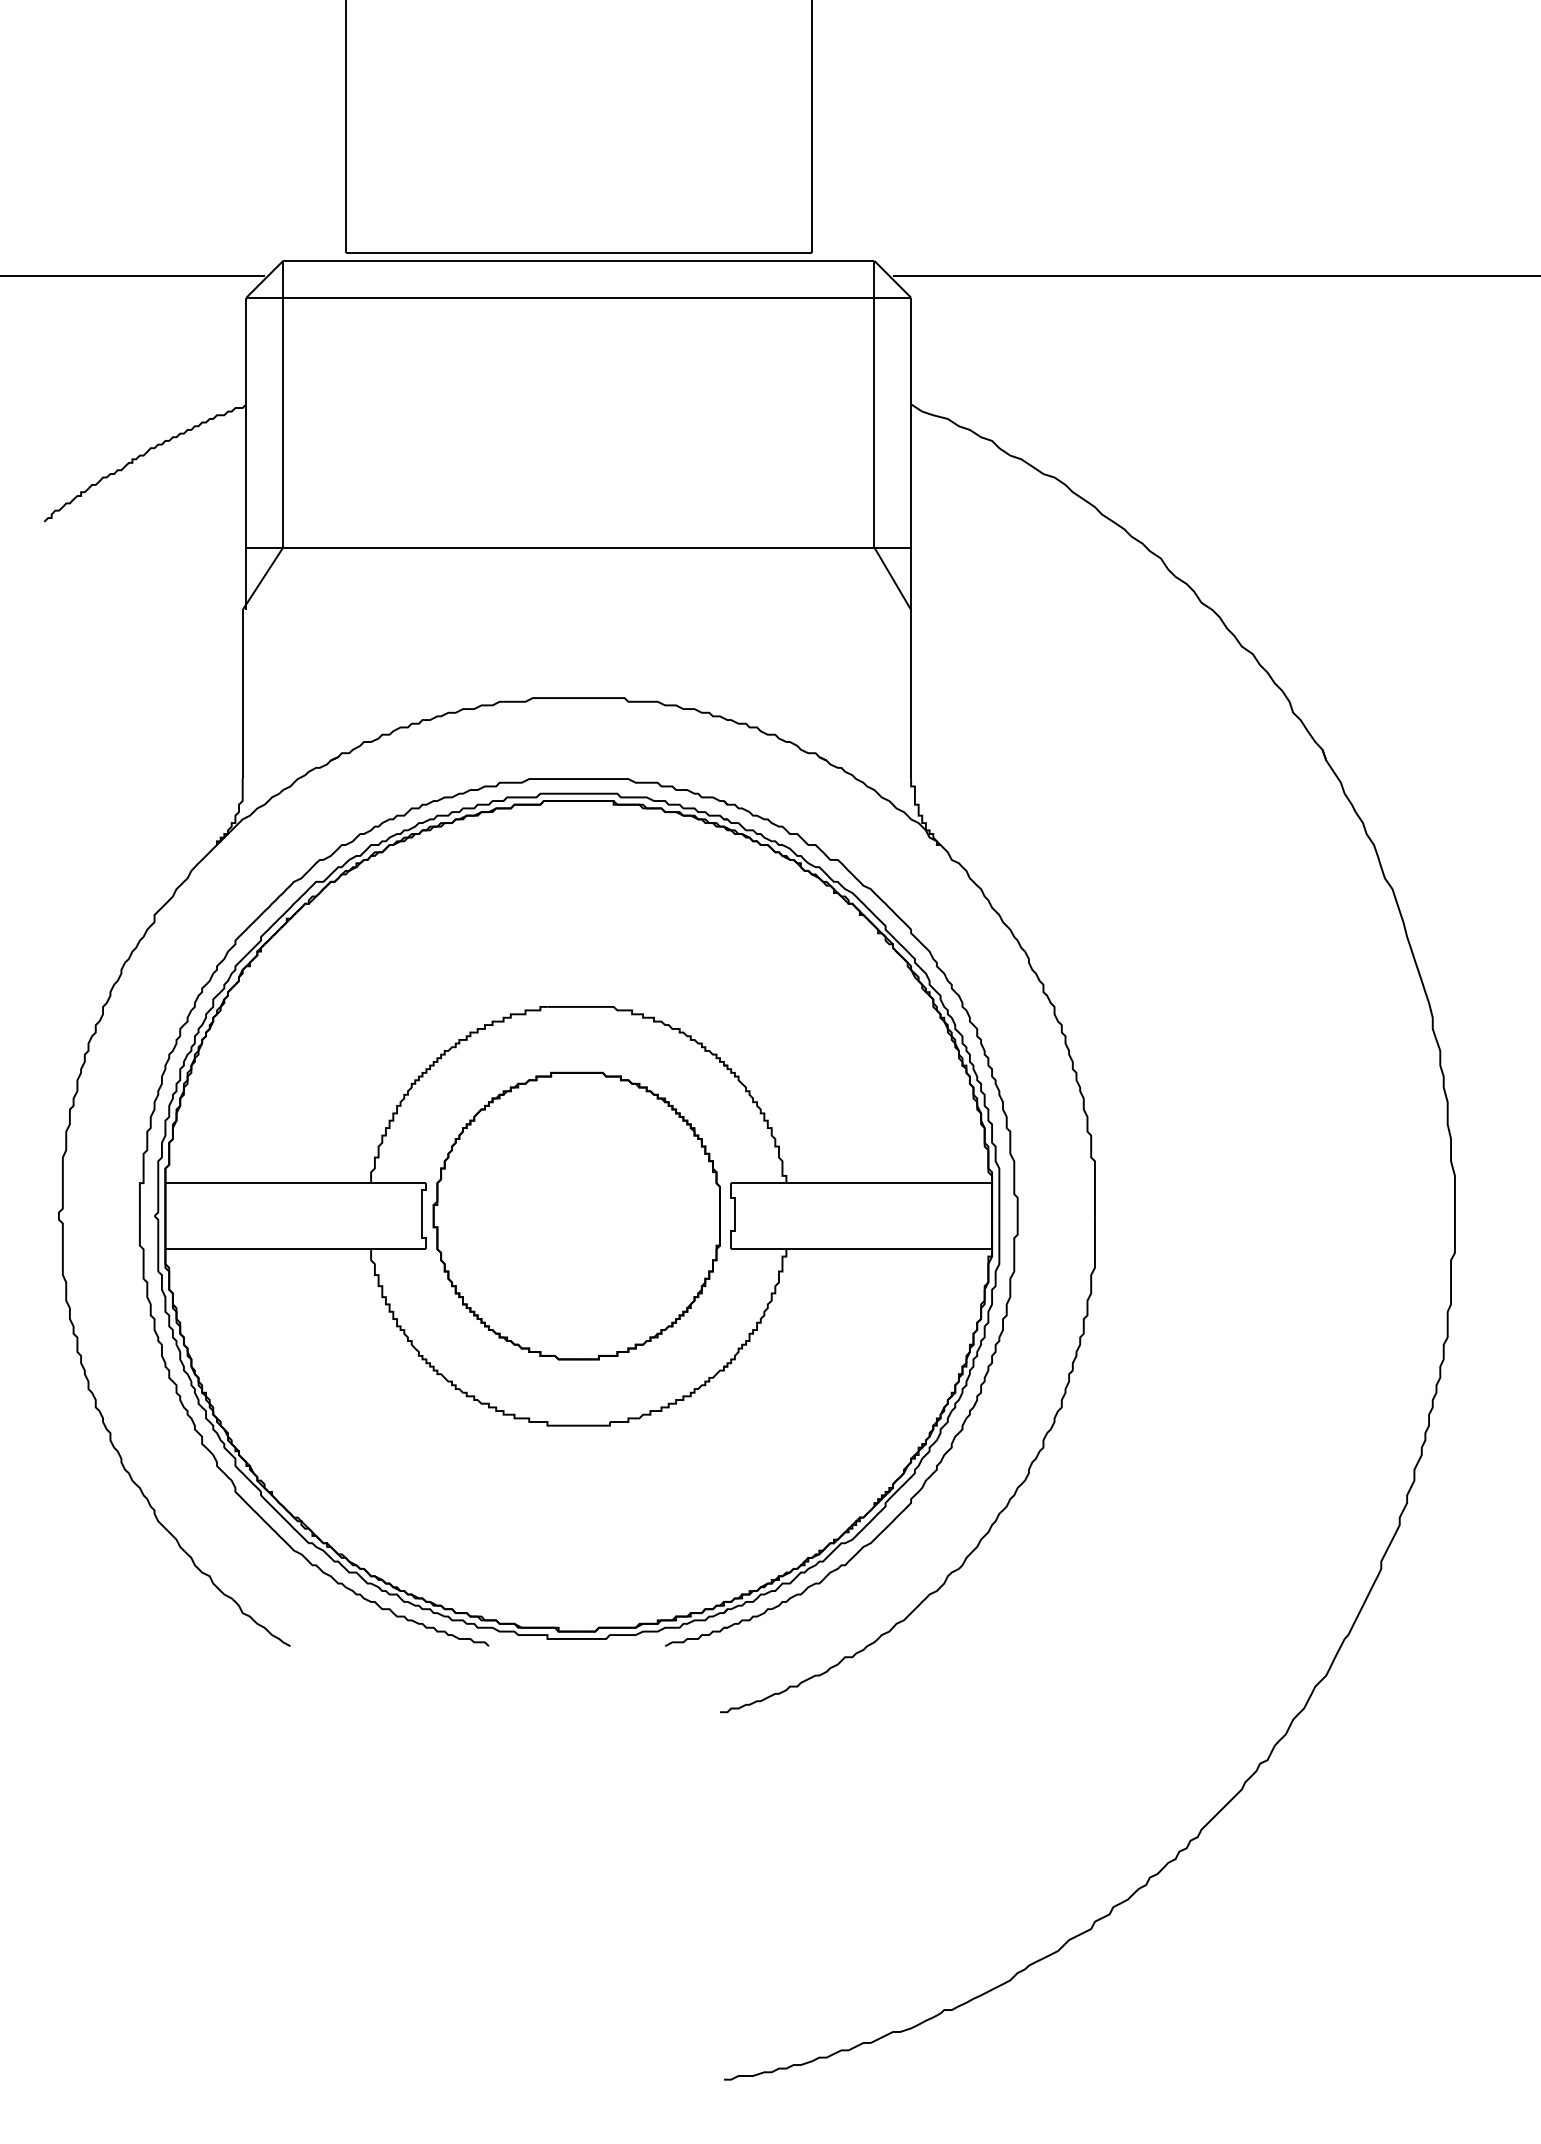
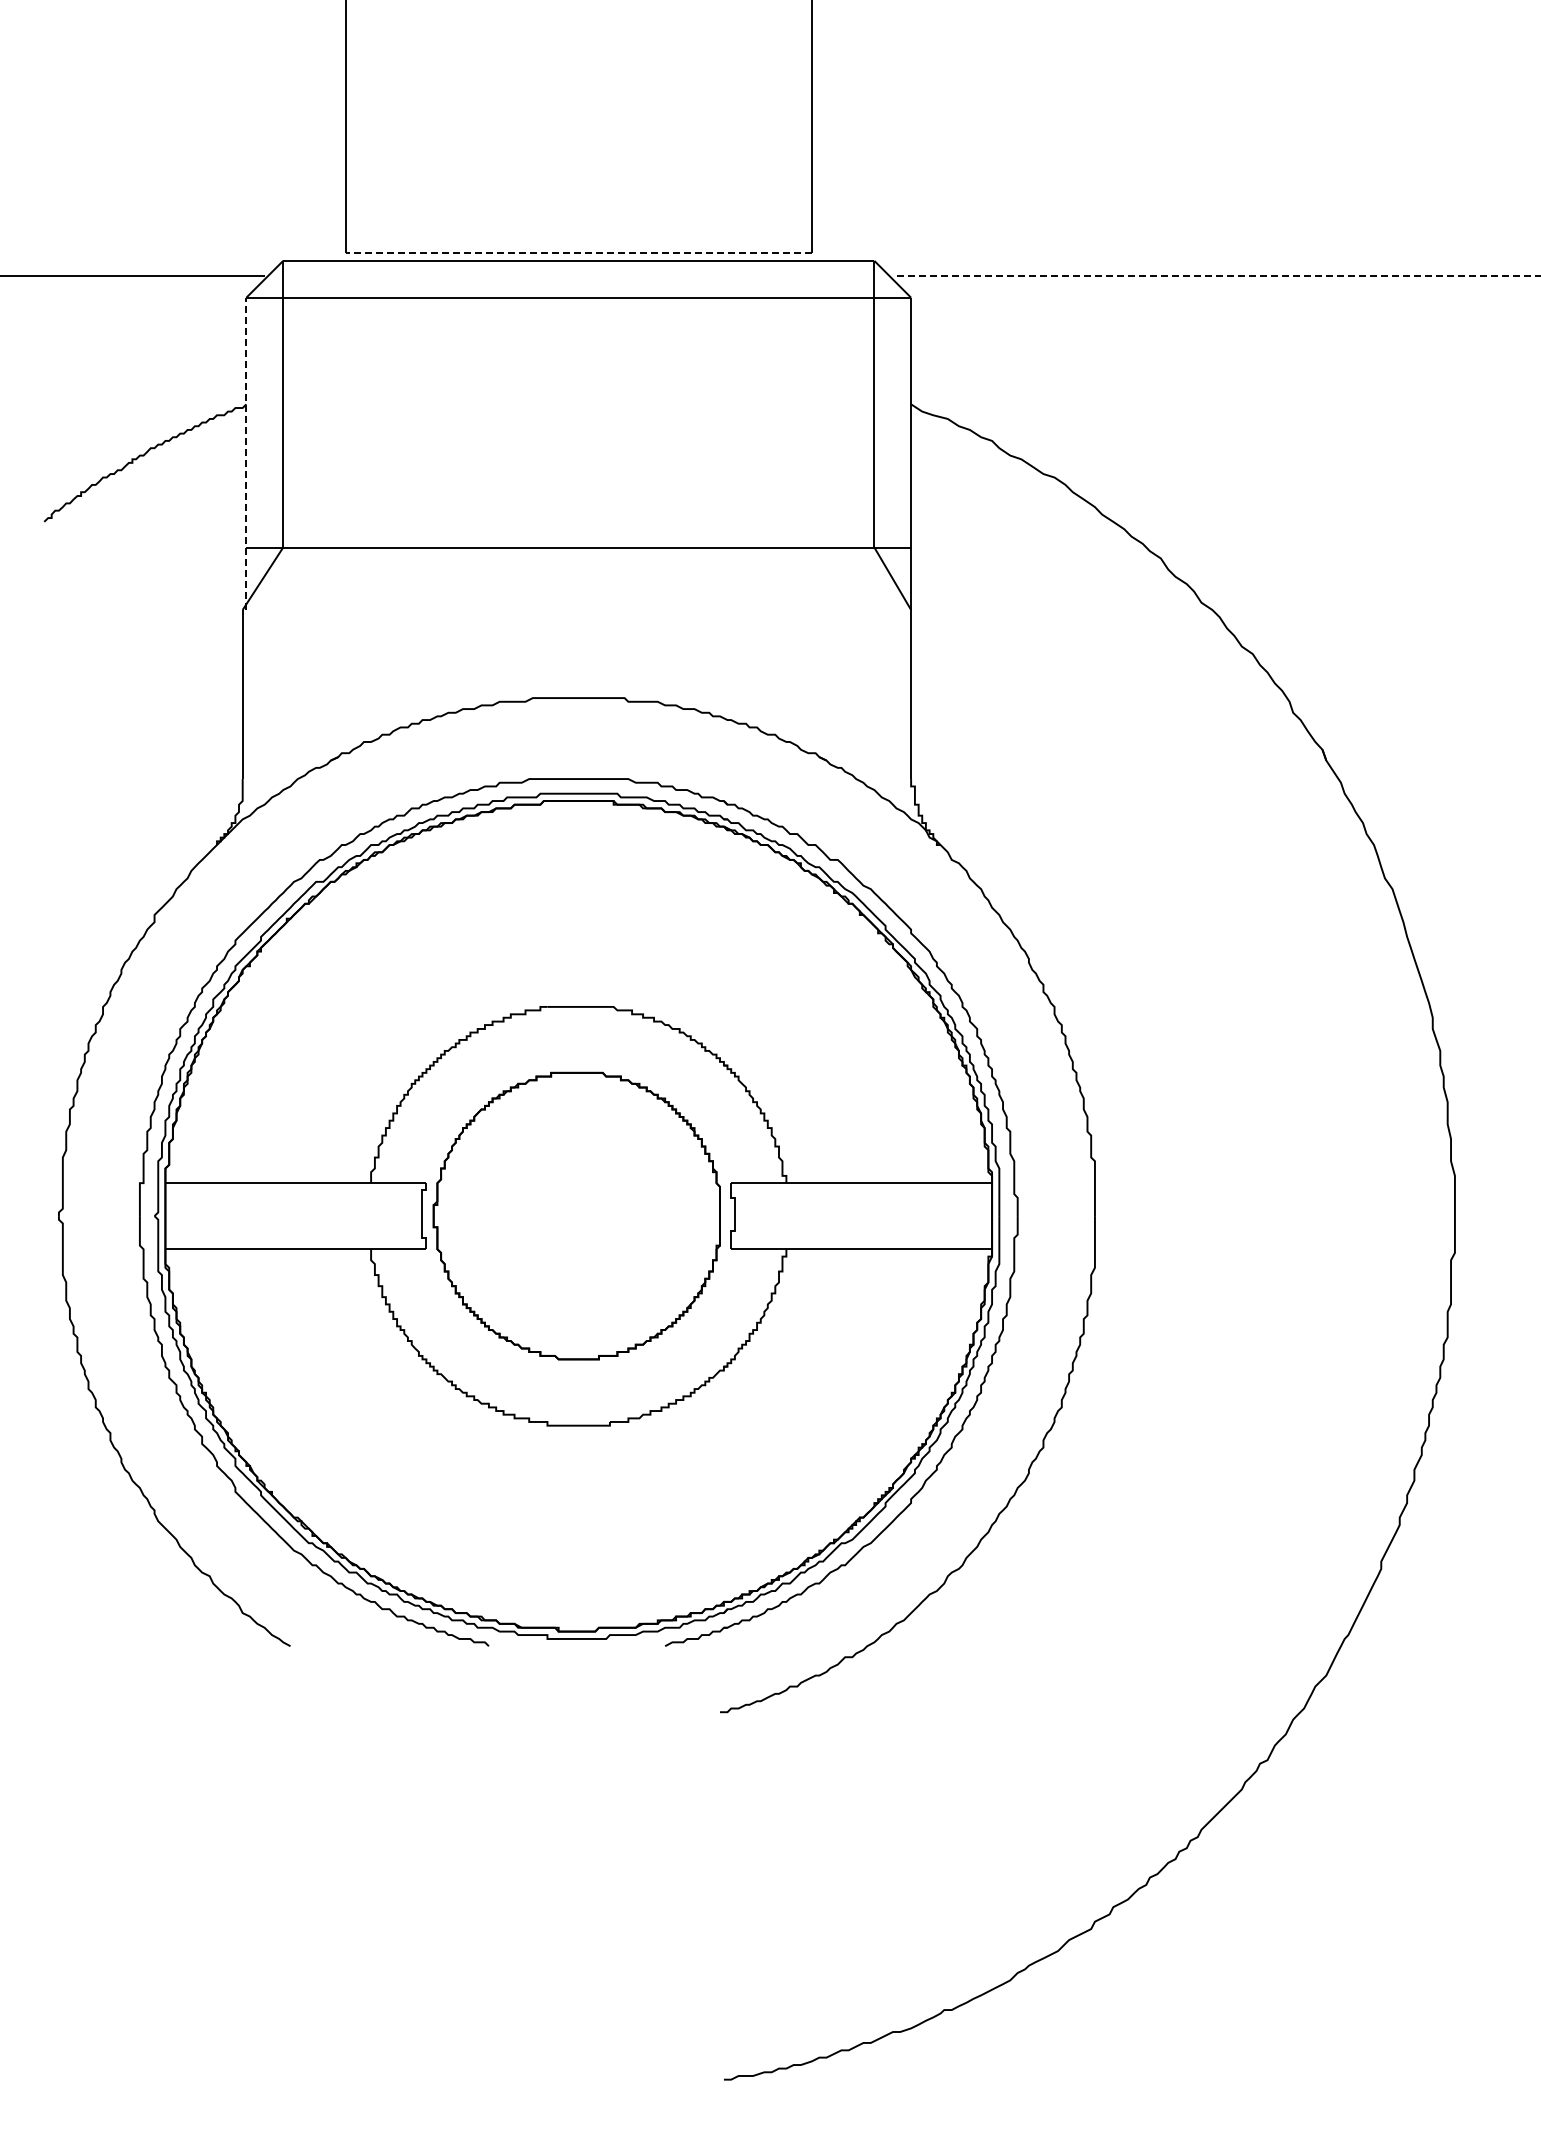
line: solid -> dashed (578, 253)
line: solid -> dashed (1216, 275)
line: solid -> dashed (246, 453)
